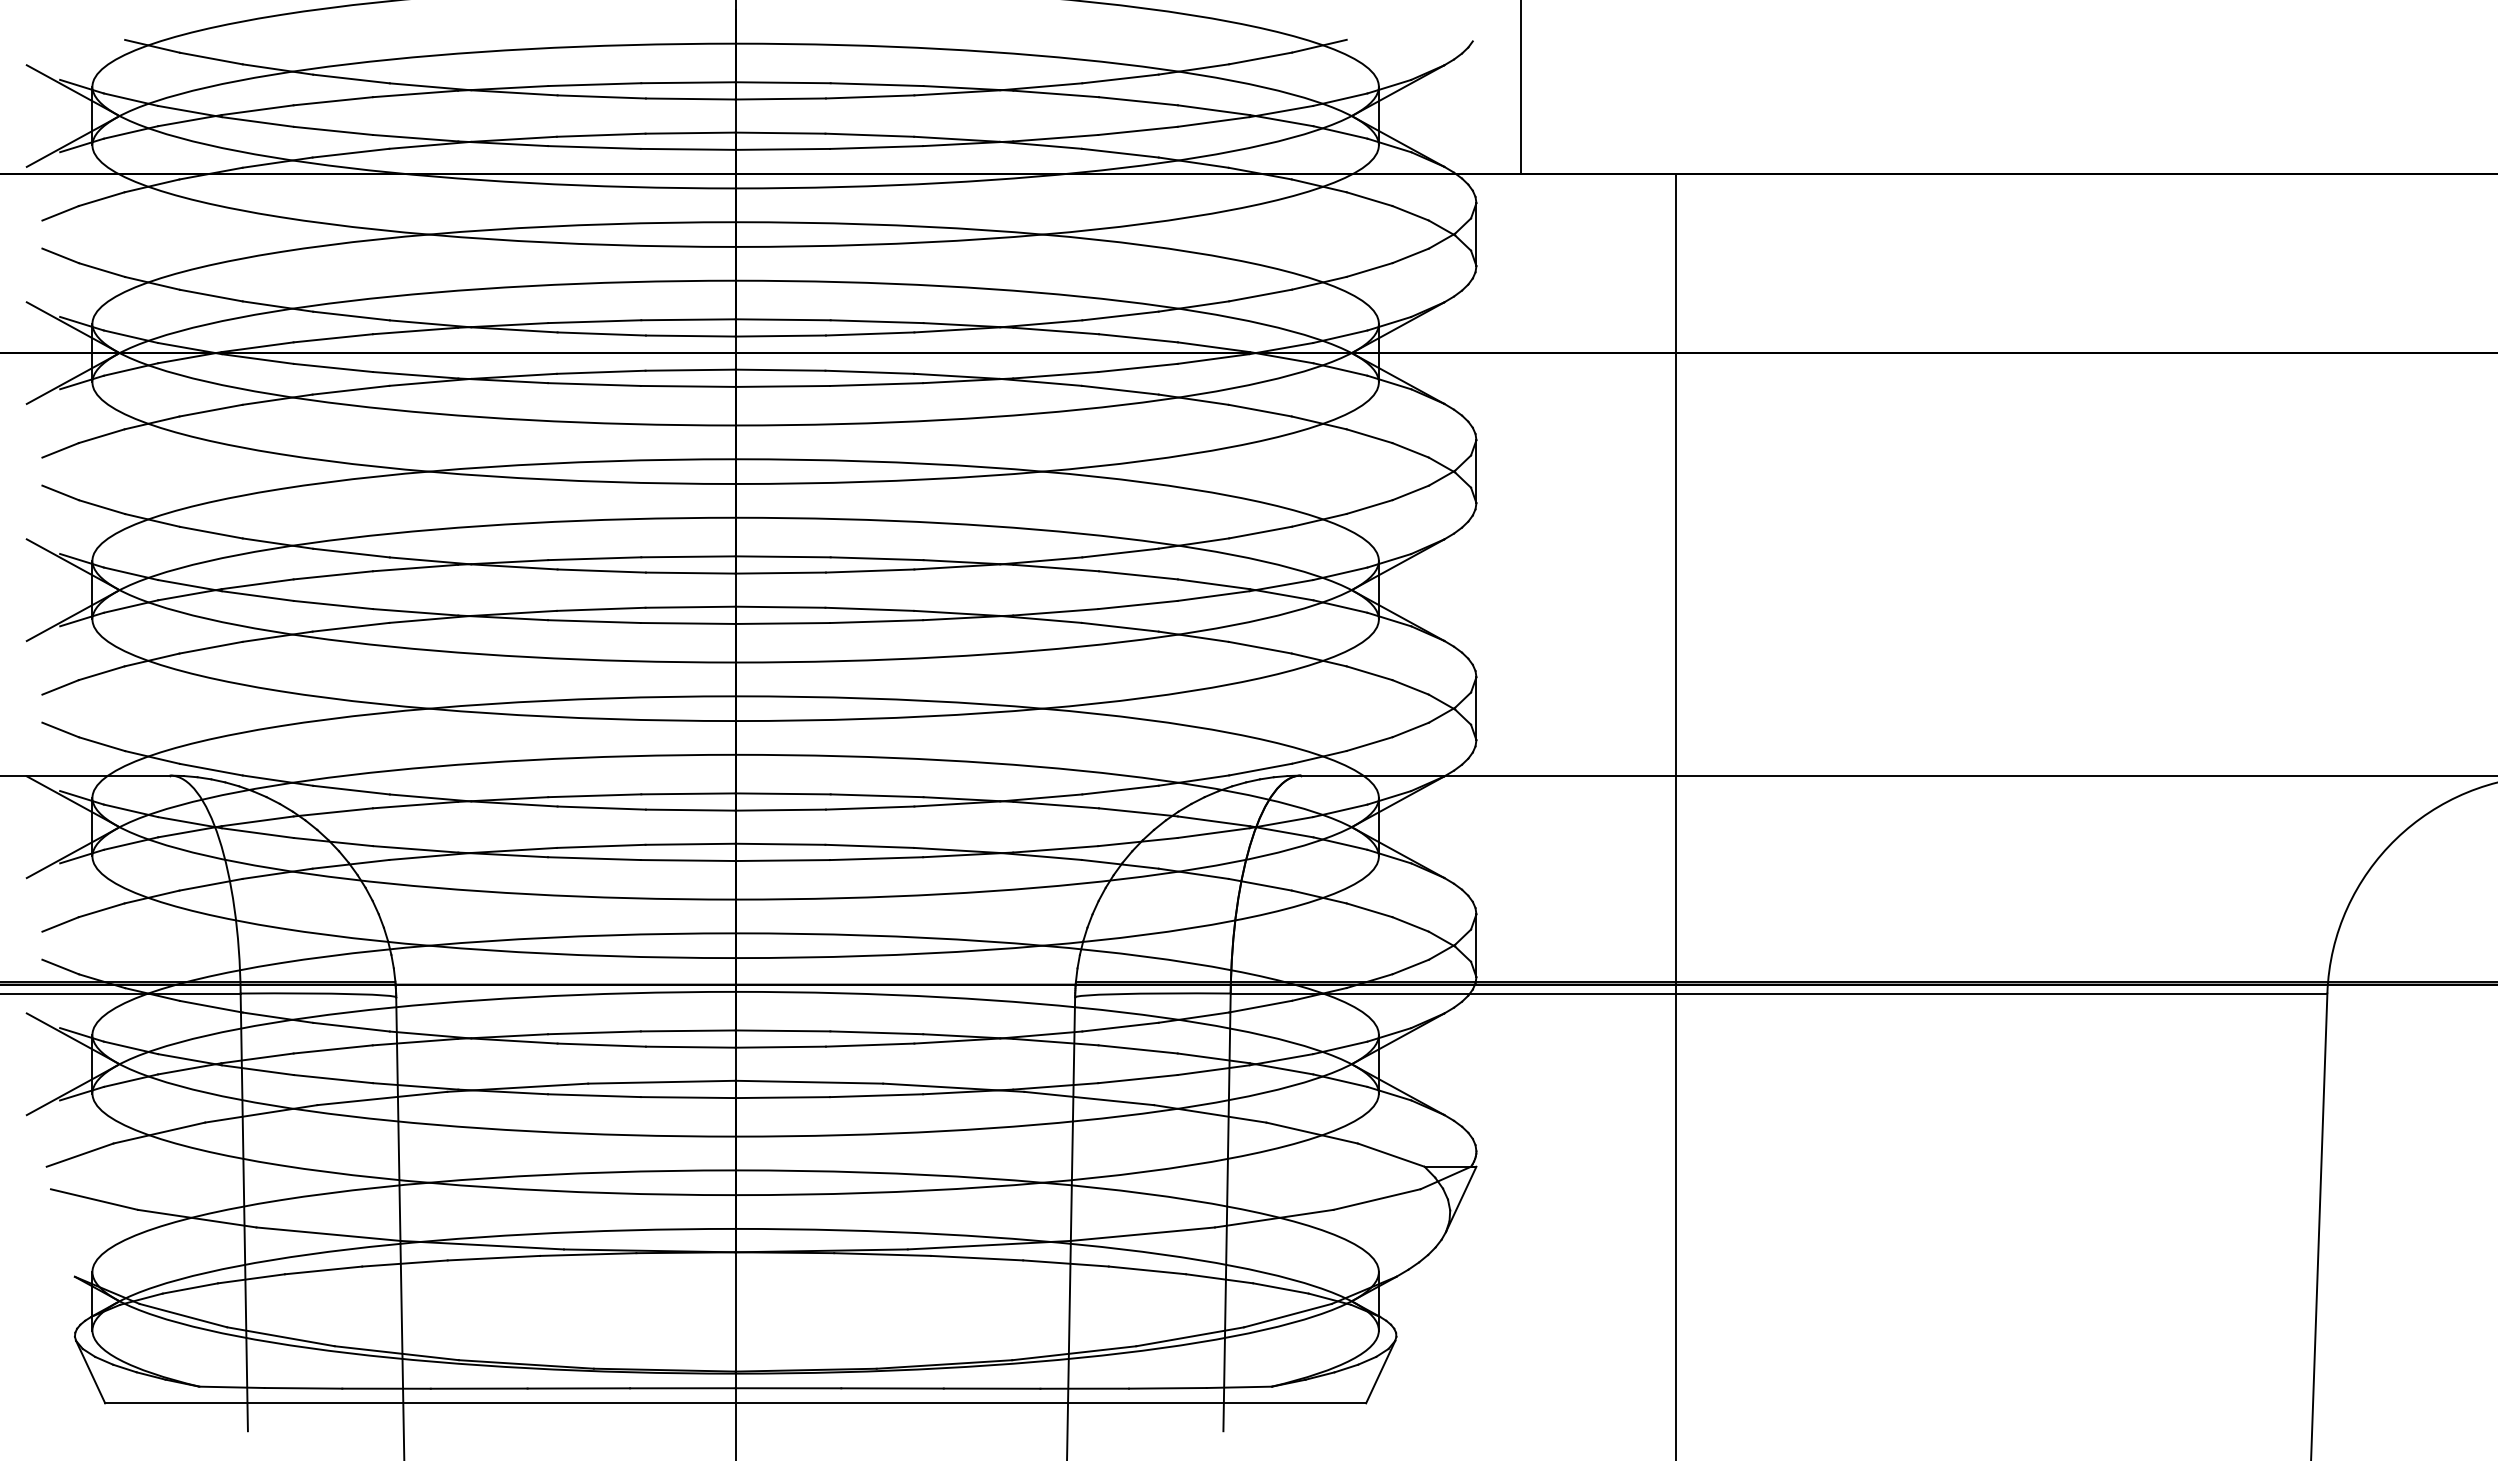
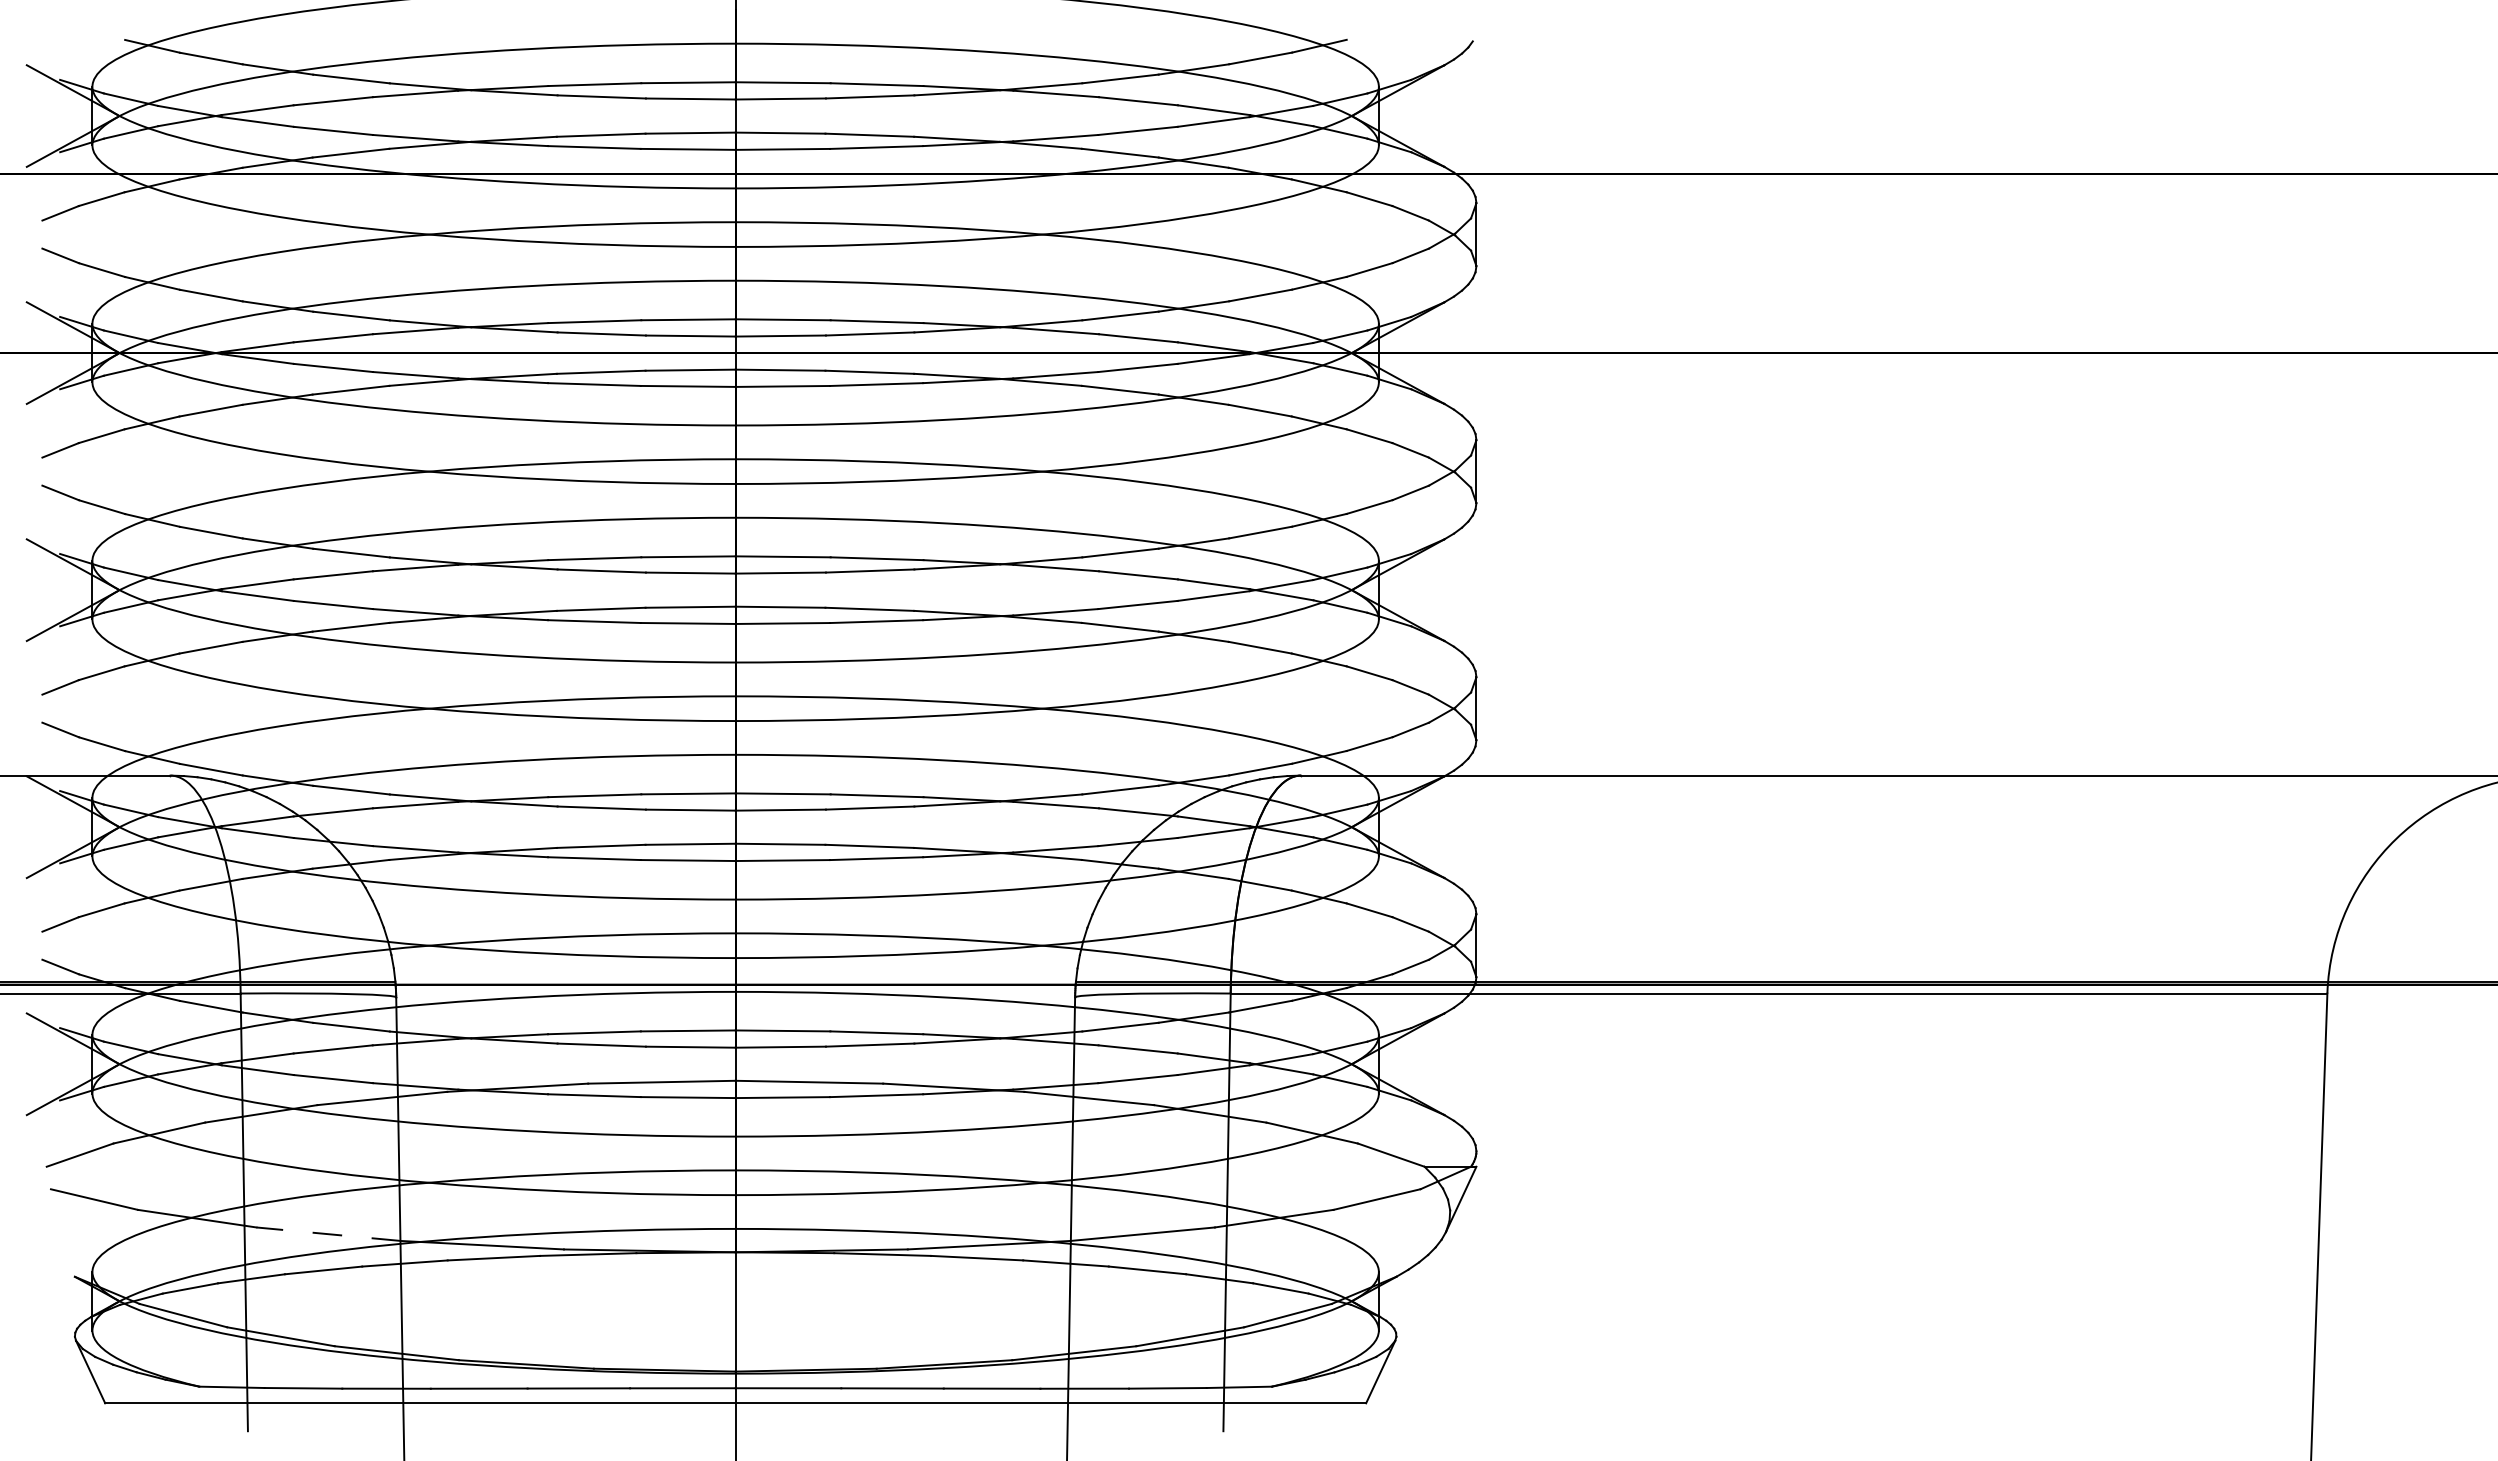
line: present -> none (1520, 87)
line: present -> none (1676, 815)
line: solid -> dashed (328, 1234)
